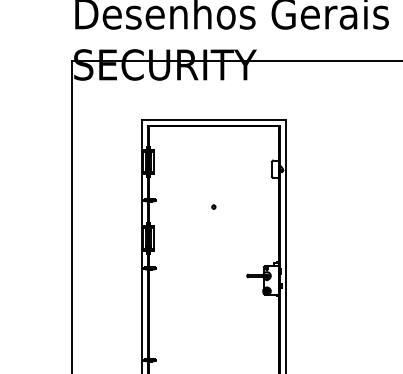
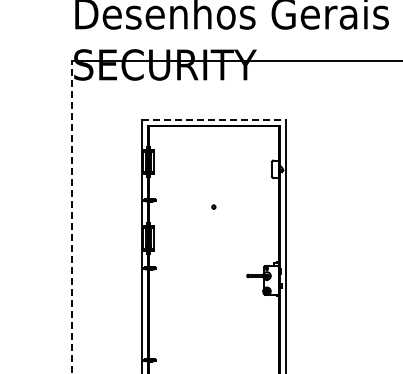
line: solid -> dashed (213, 119)
line: solid -> dashed (71, 217)
